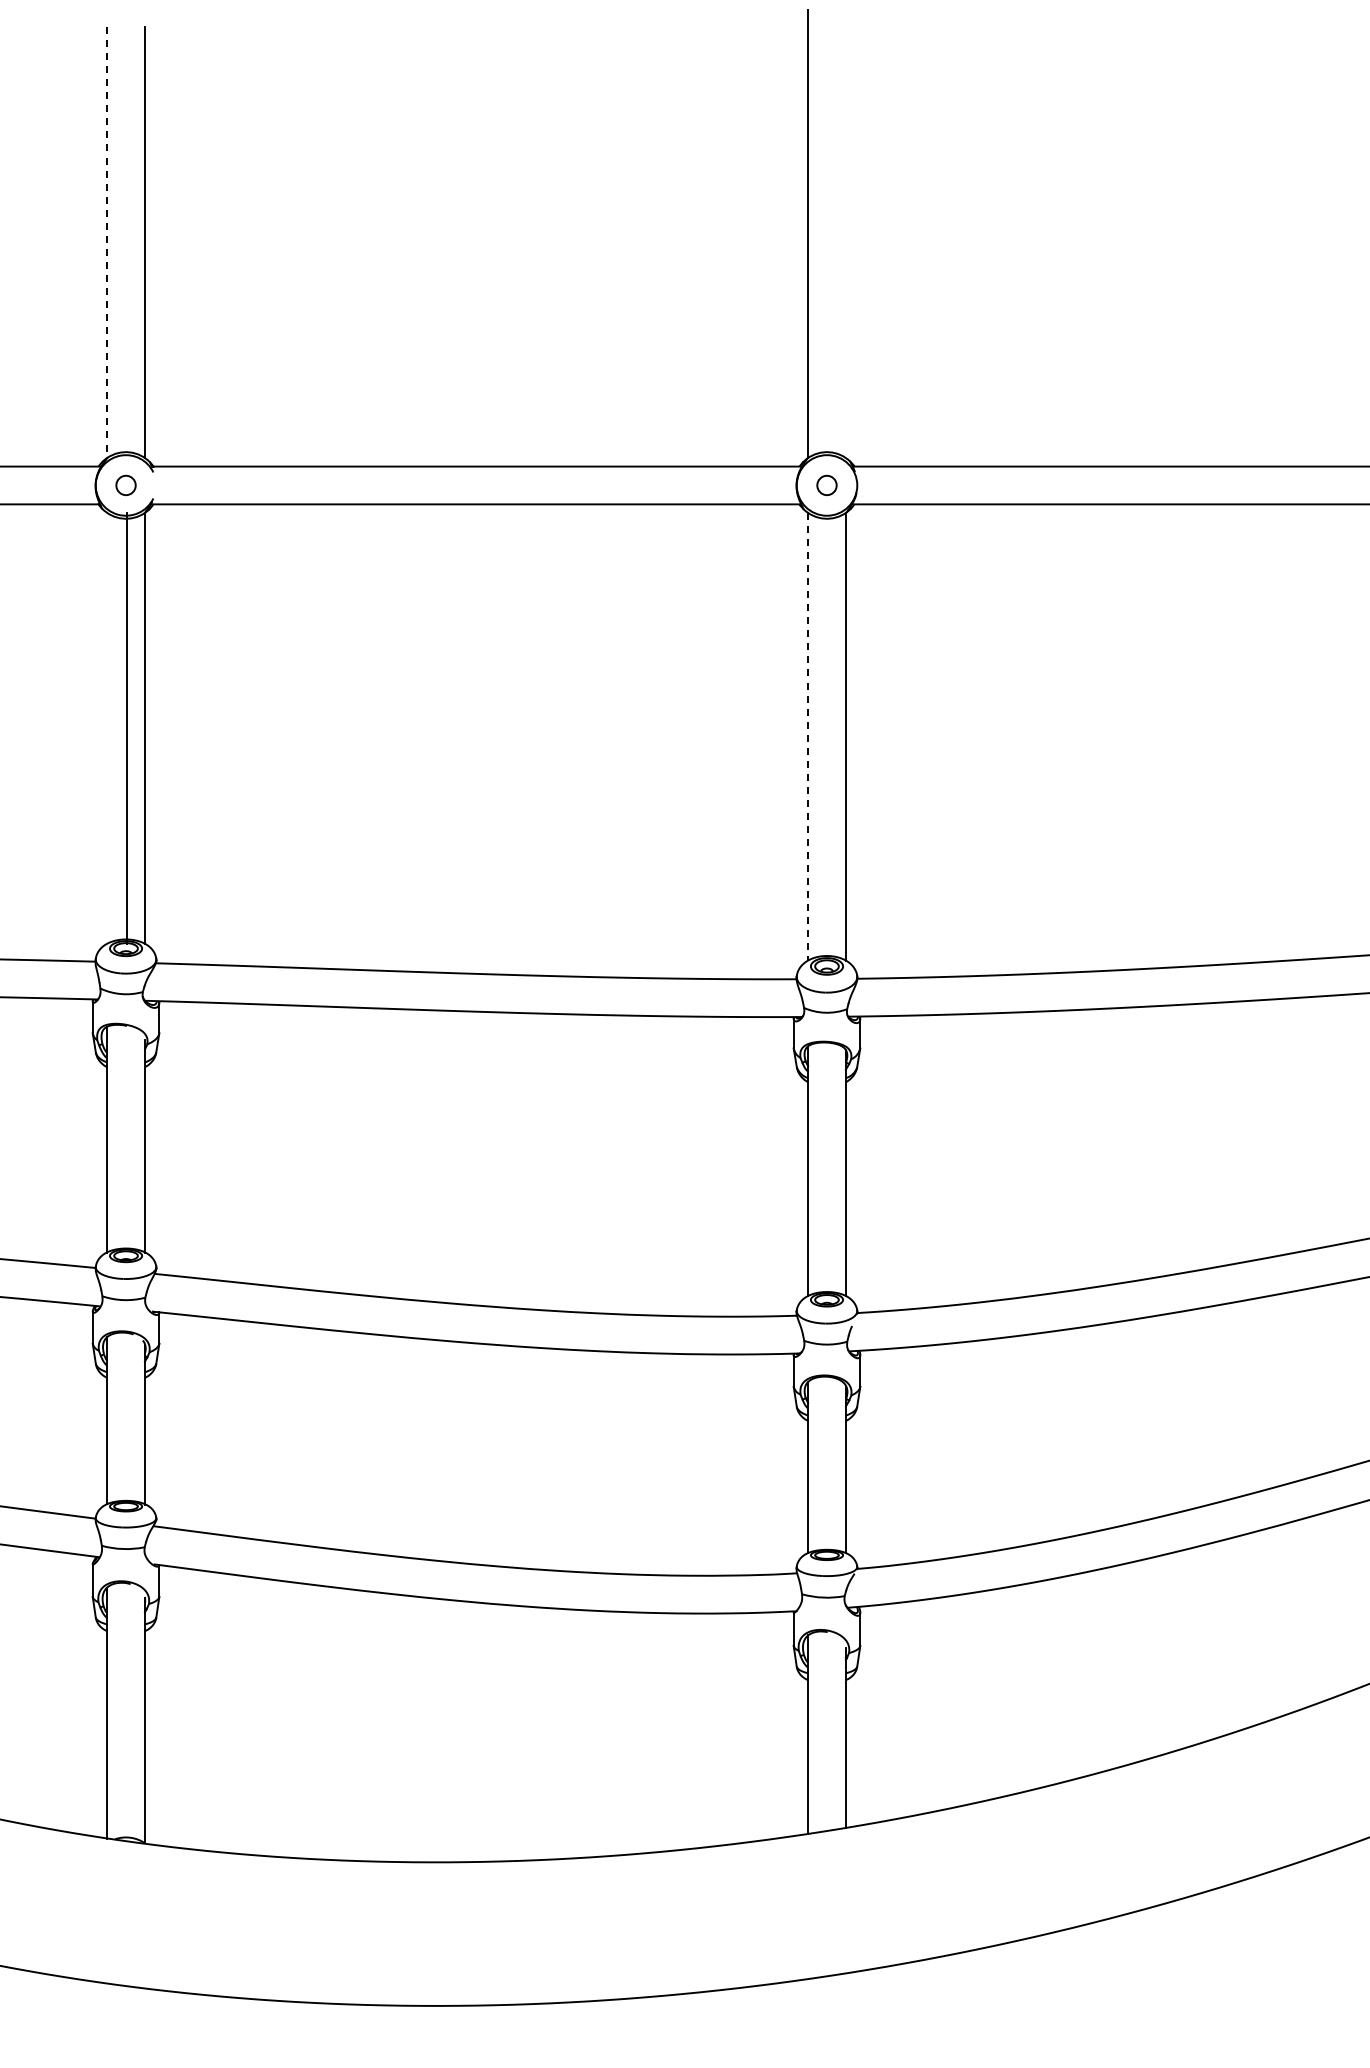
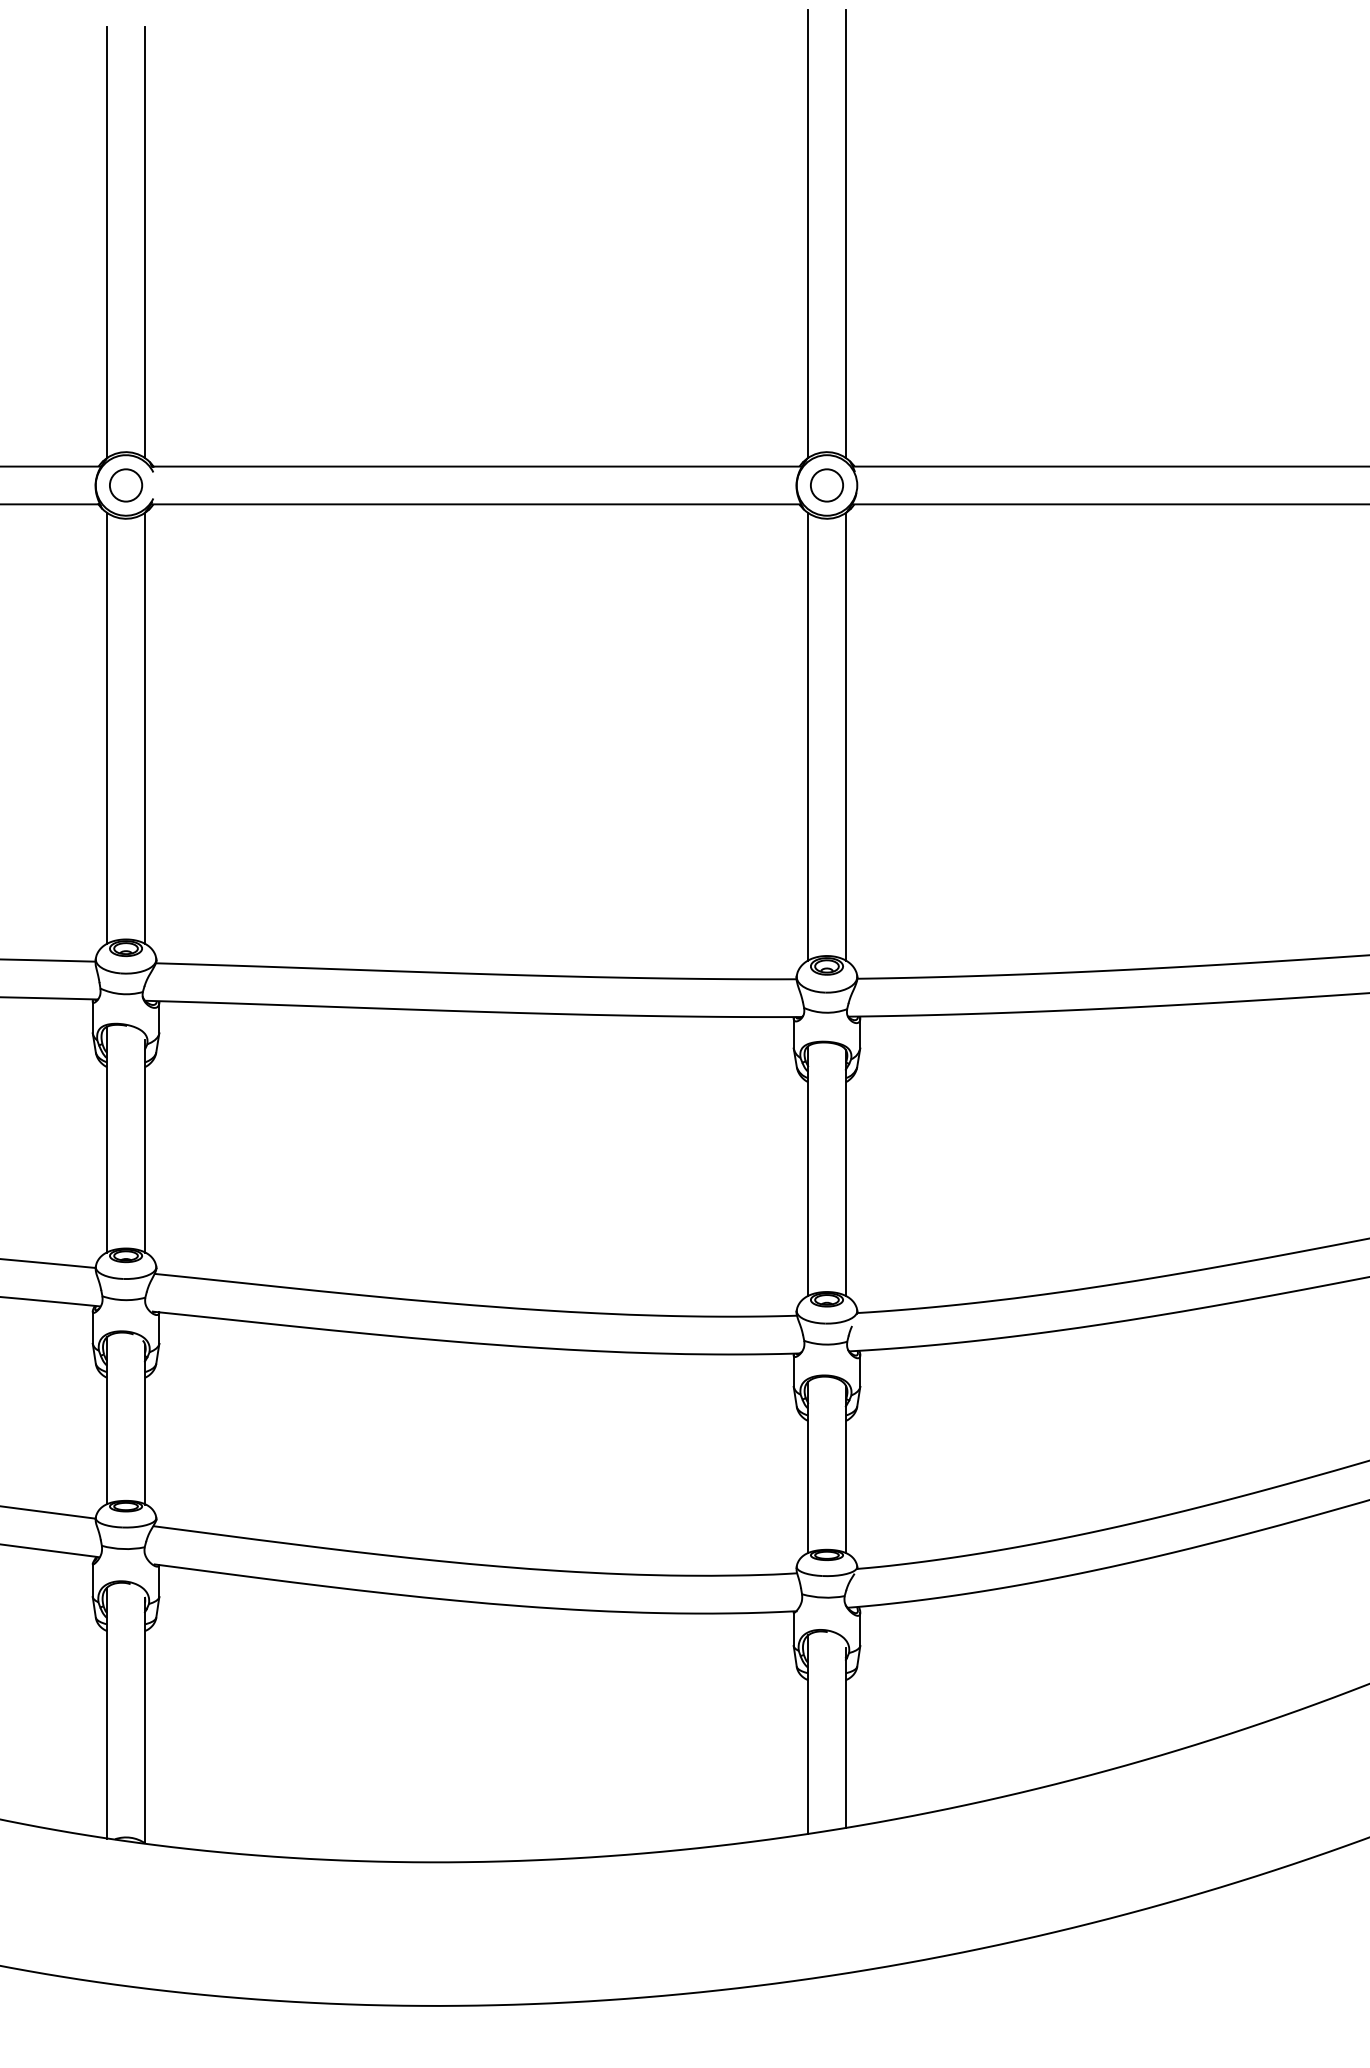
line: none -> present (845, 234)
line: dashed -> solid (107, 242)
circle diameter: 19 px -> 32 px (125, 485)
circle diameter: 19 px -> 32 px (826, 485)
line position: (127, 728) -> (107, 728) (107, 728)
line: dashed -> solid (808, 737)
